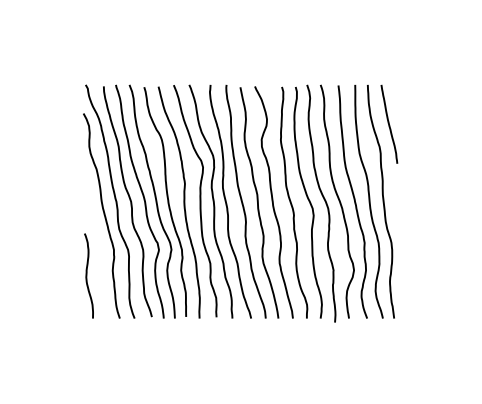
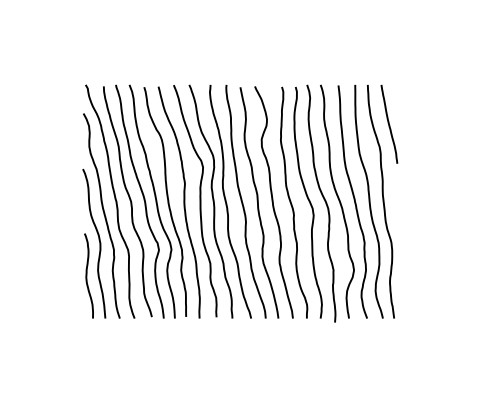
curve: none -> present (98, 240)
